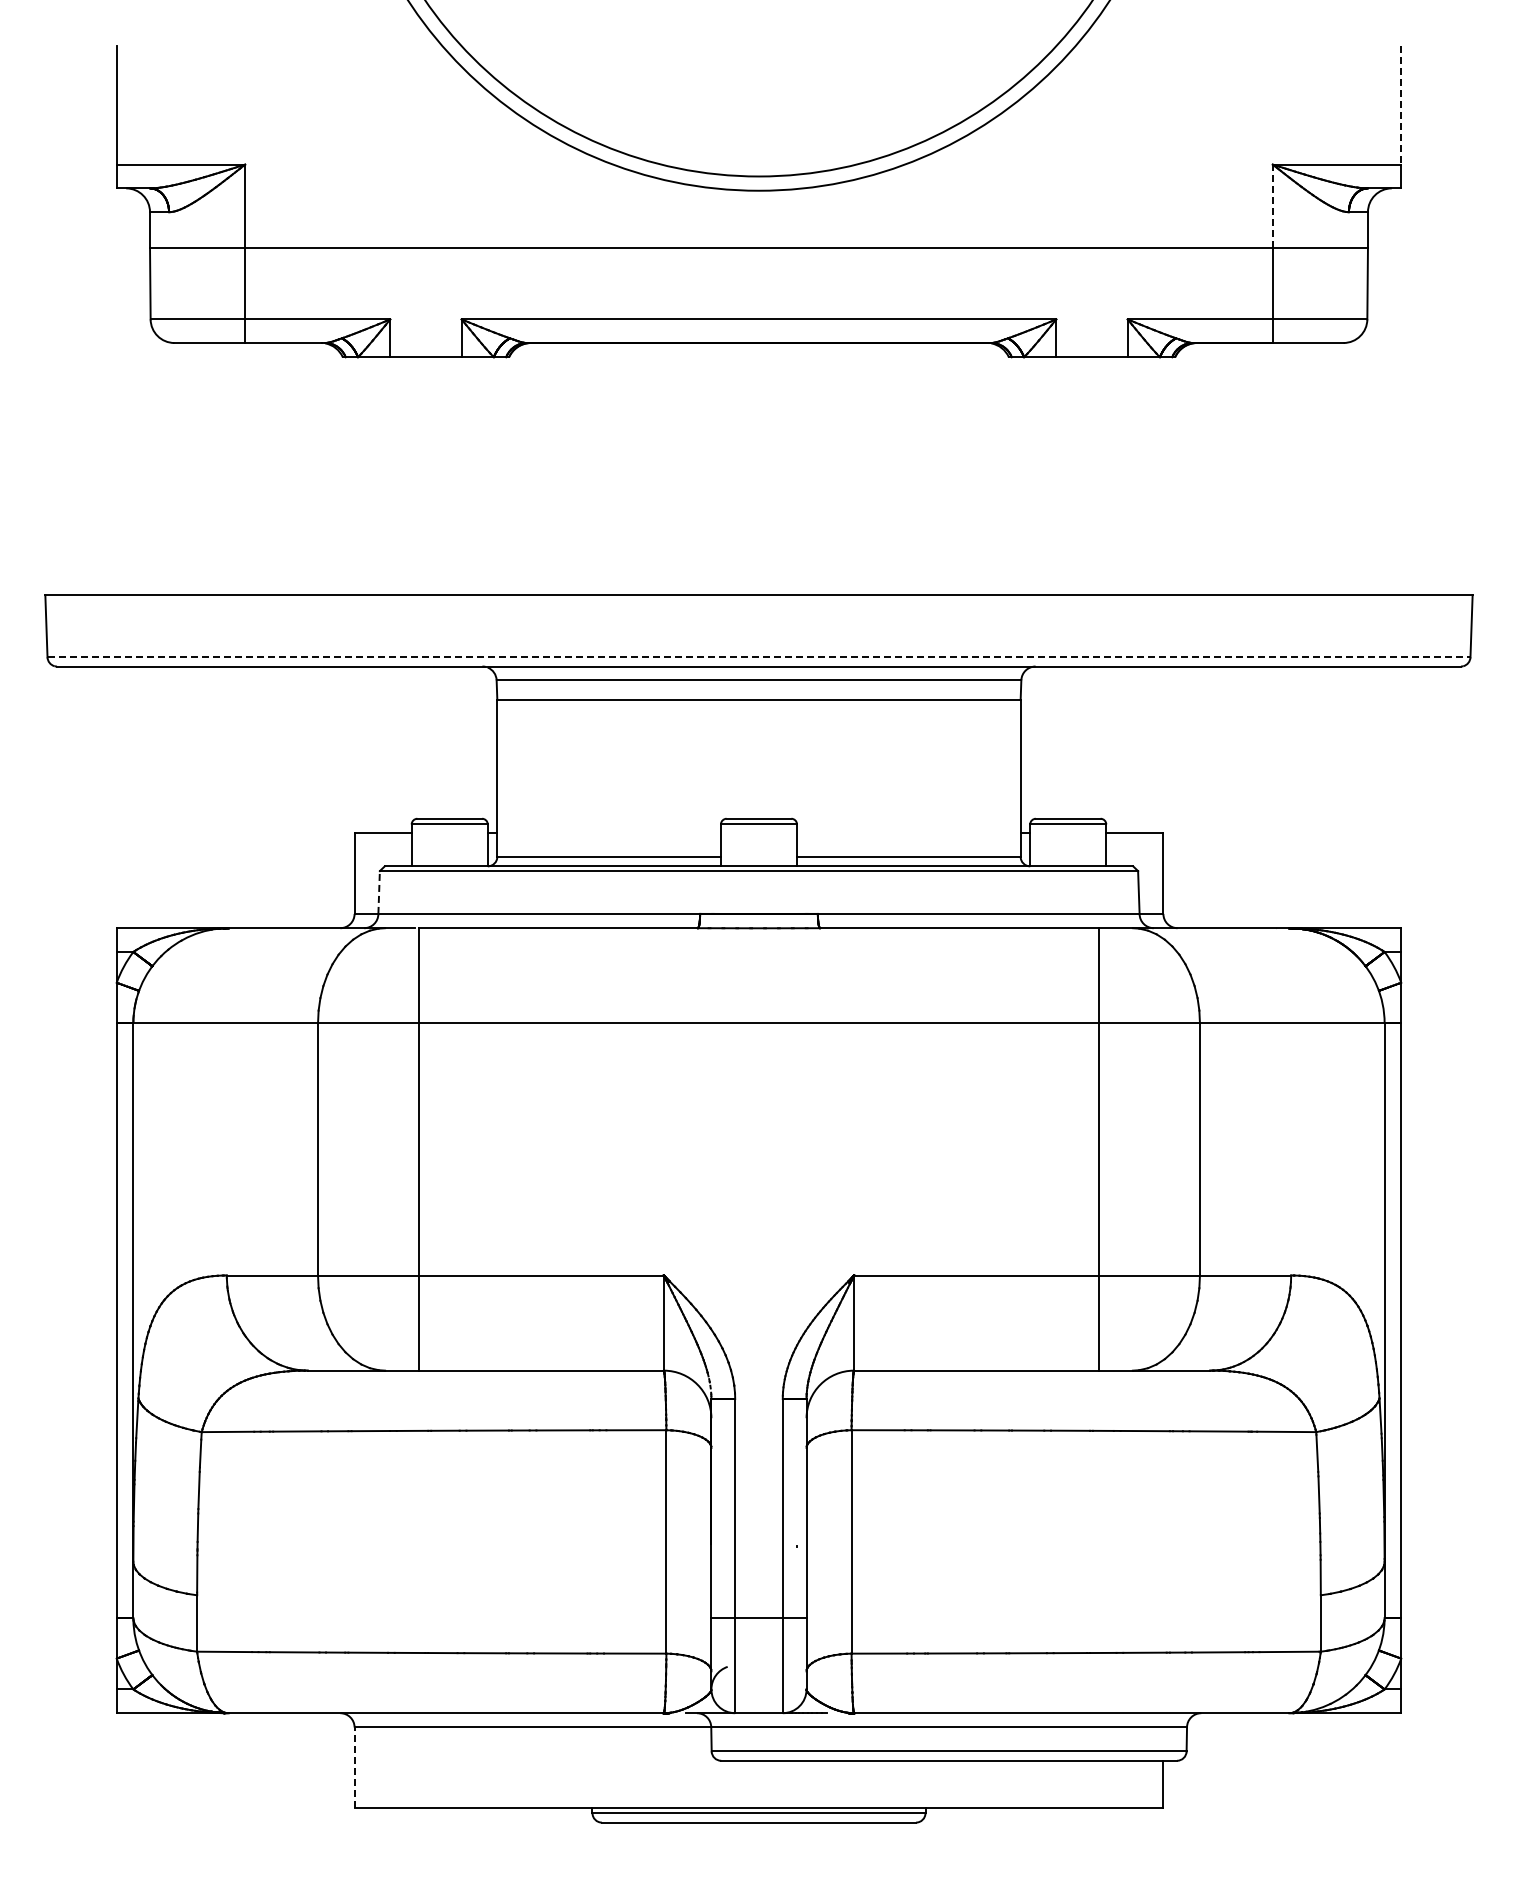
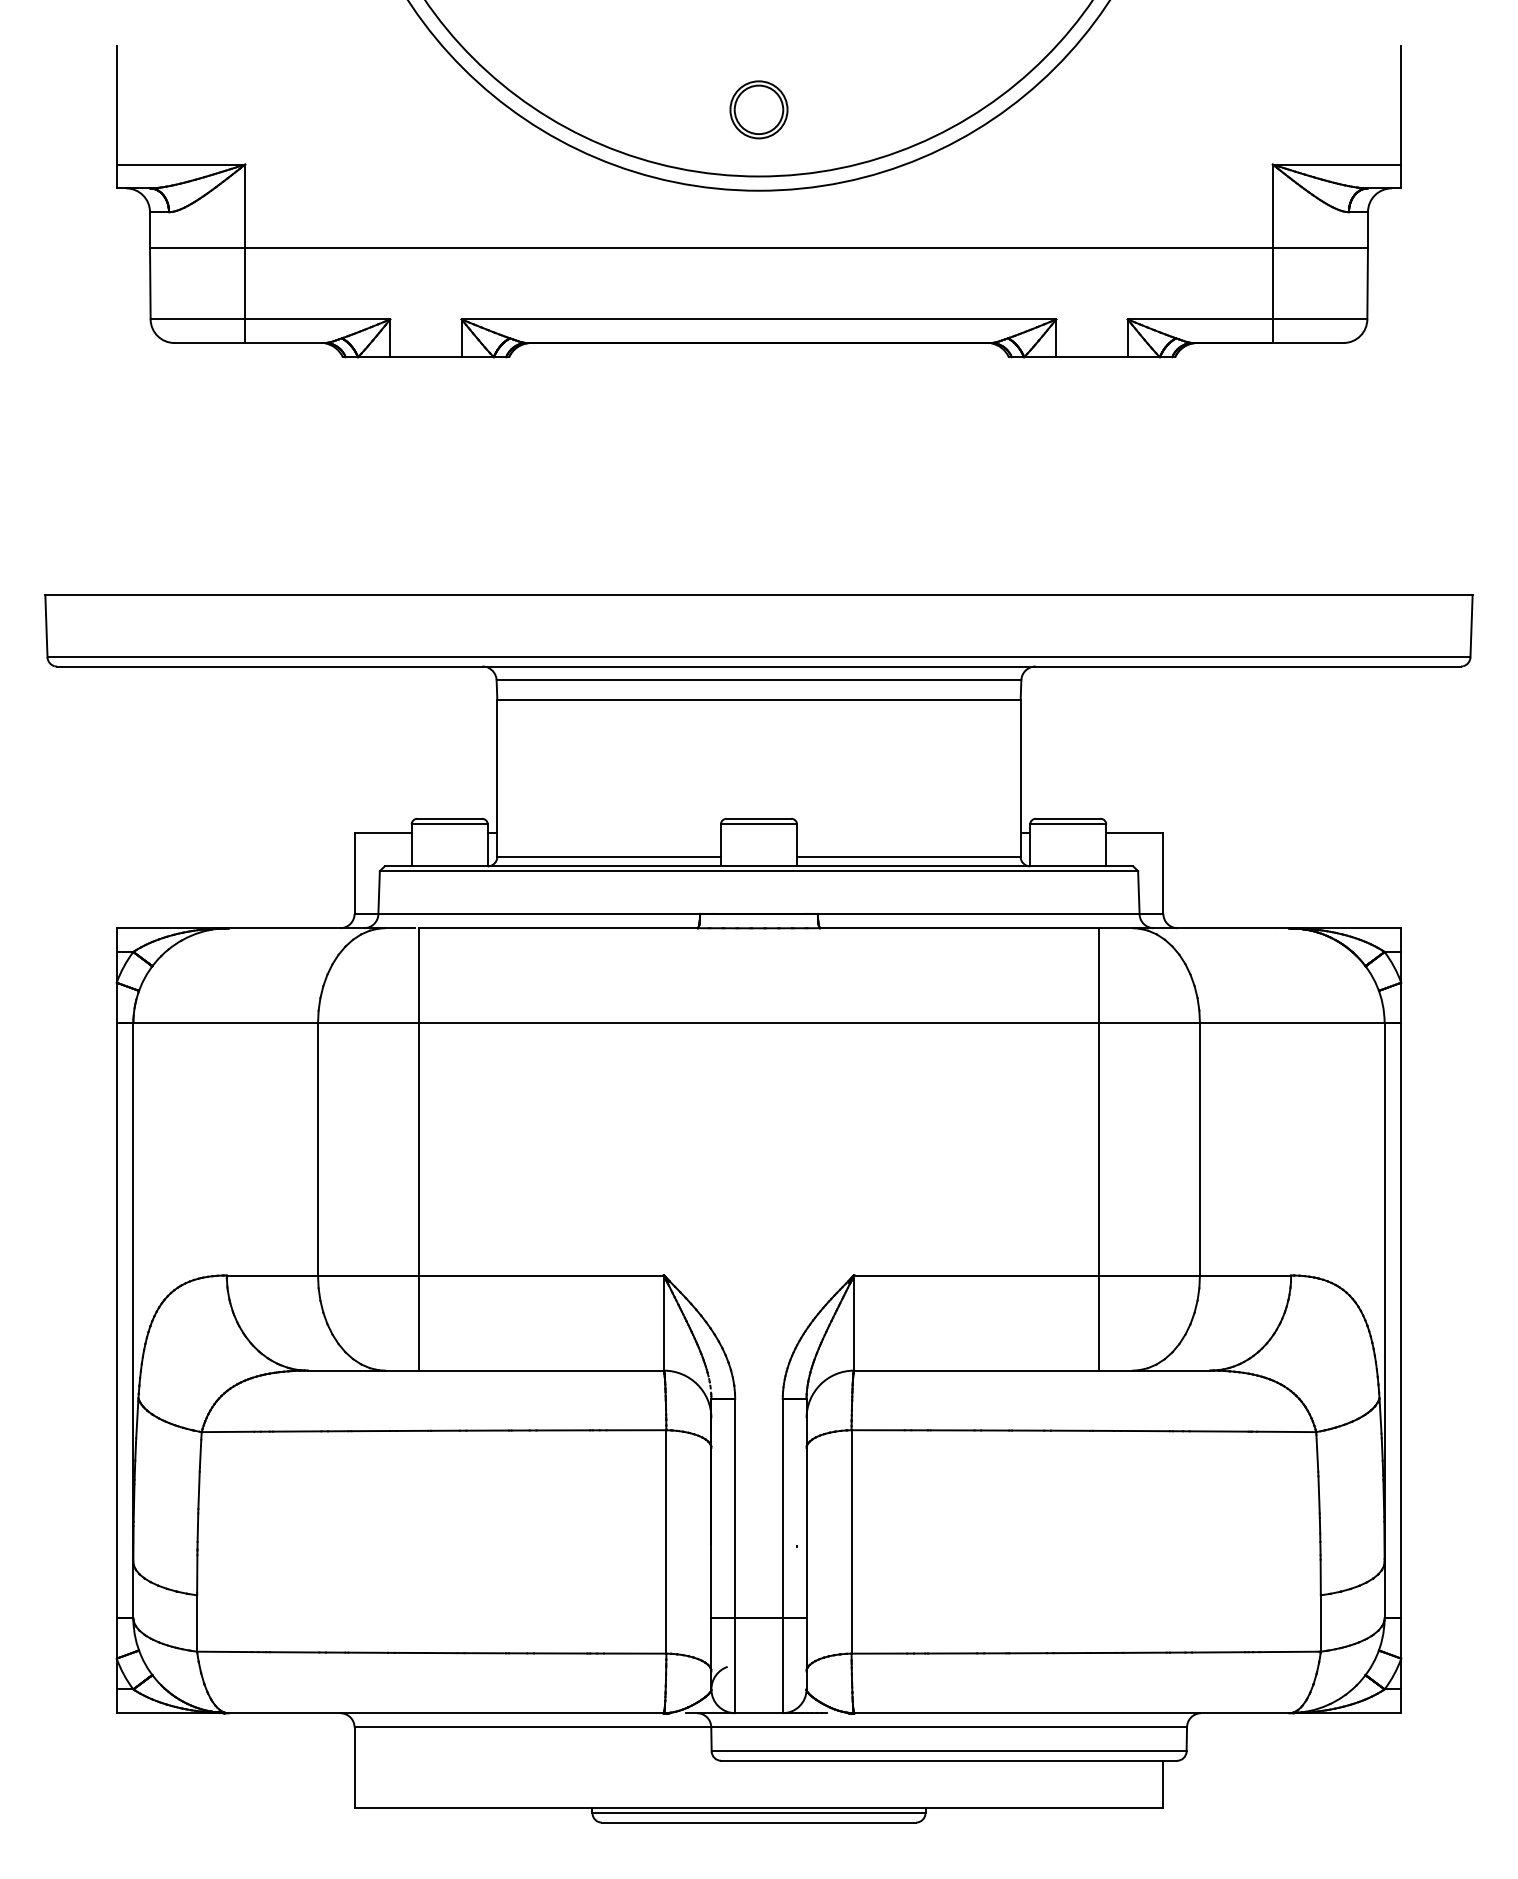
line: dashed -> solid (1401, 105)
part: none -> present (758, 109)
line: dashed -> solid (1272, 206)
line: dashed -> solid (759, 657)
line: dashed -> solid (379, 892)
line: dashed -> solid (354, 1767)
